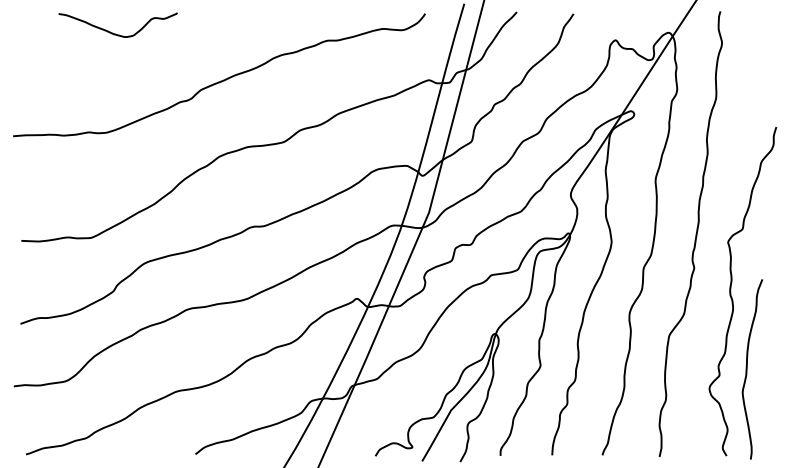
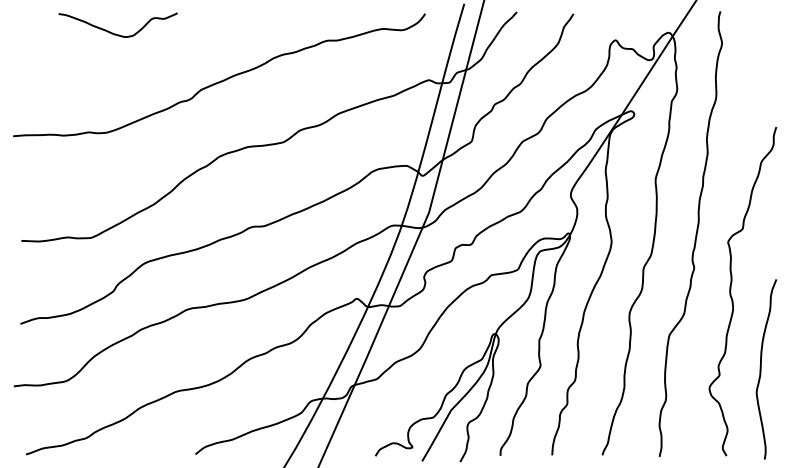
curve position: (747, 369) -> (761, 369) (761, 369)
